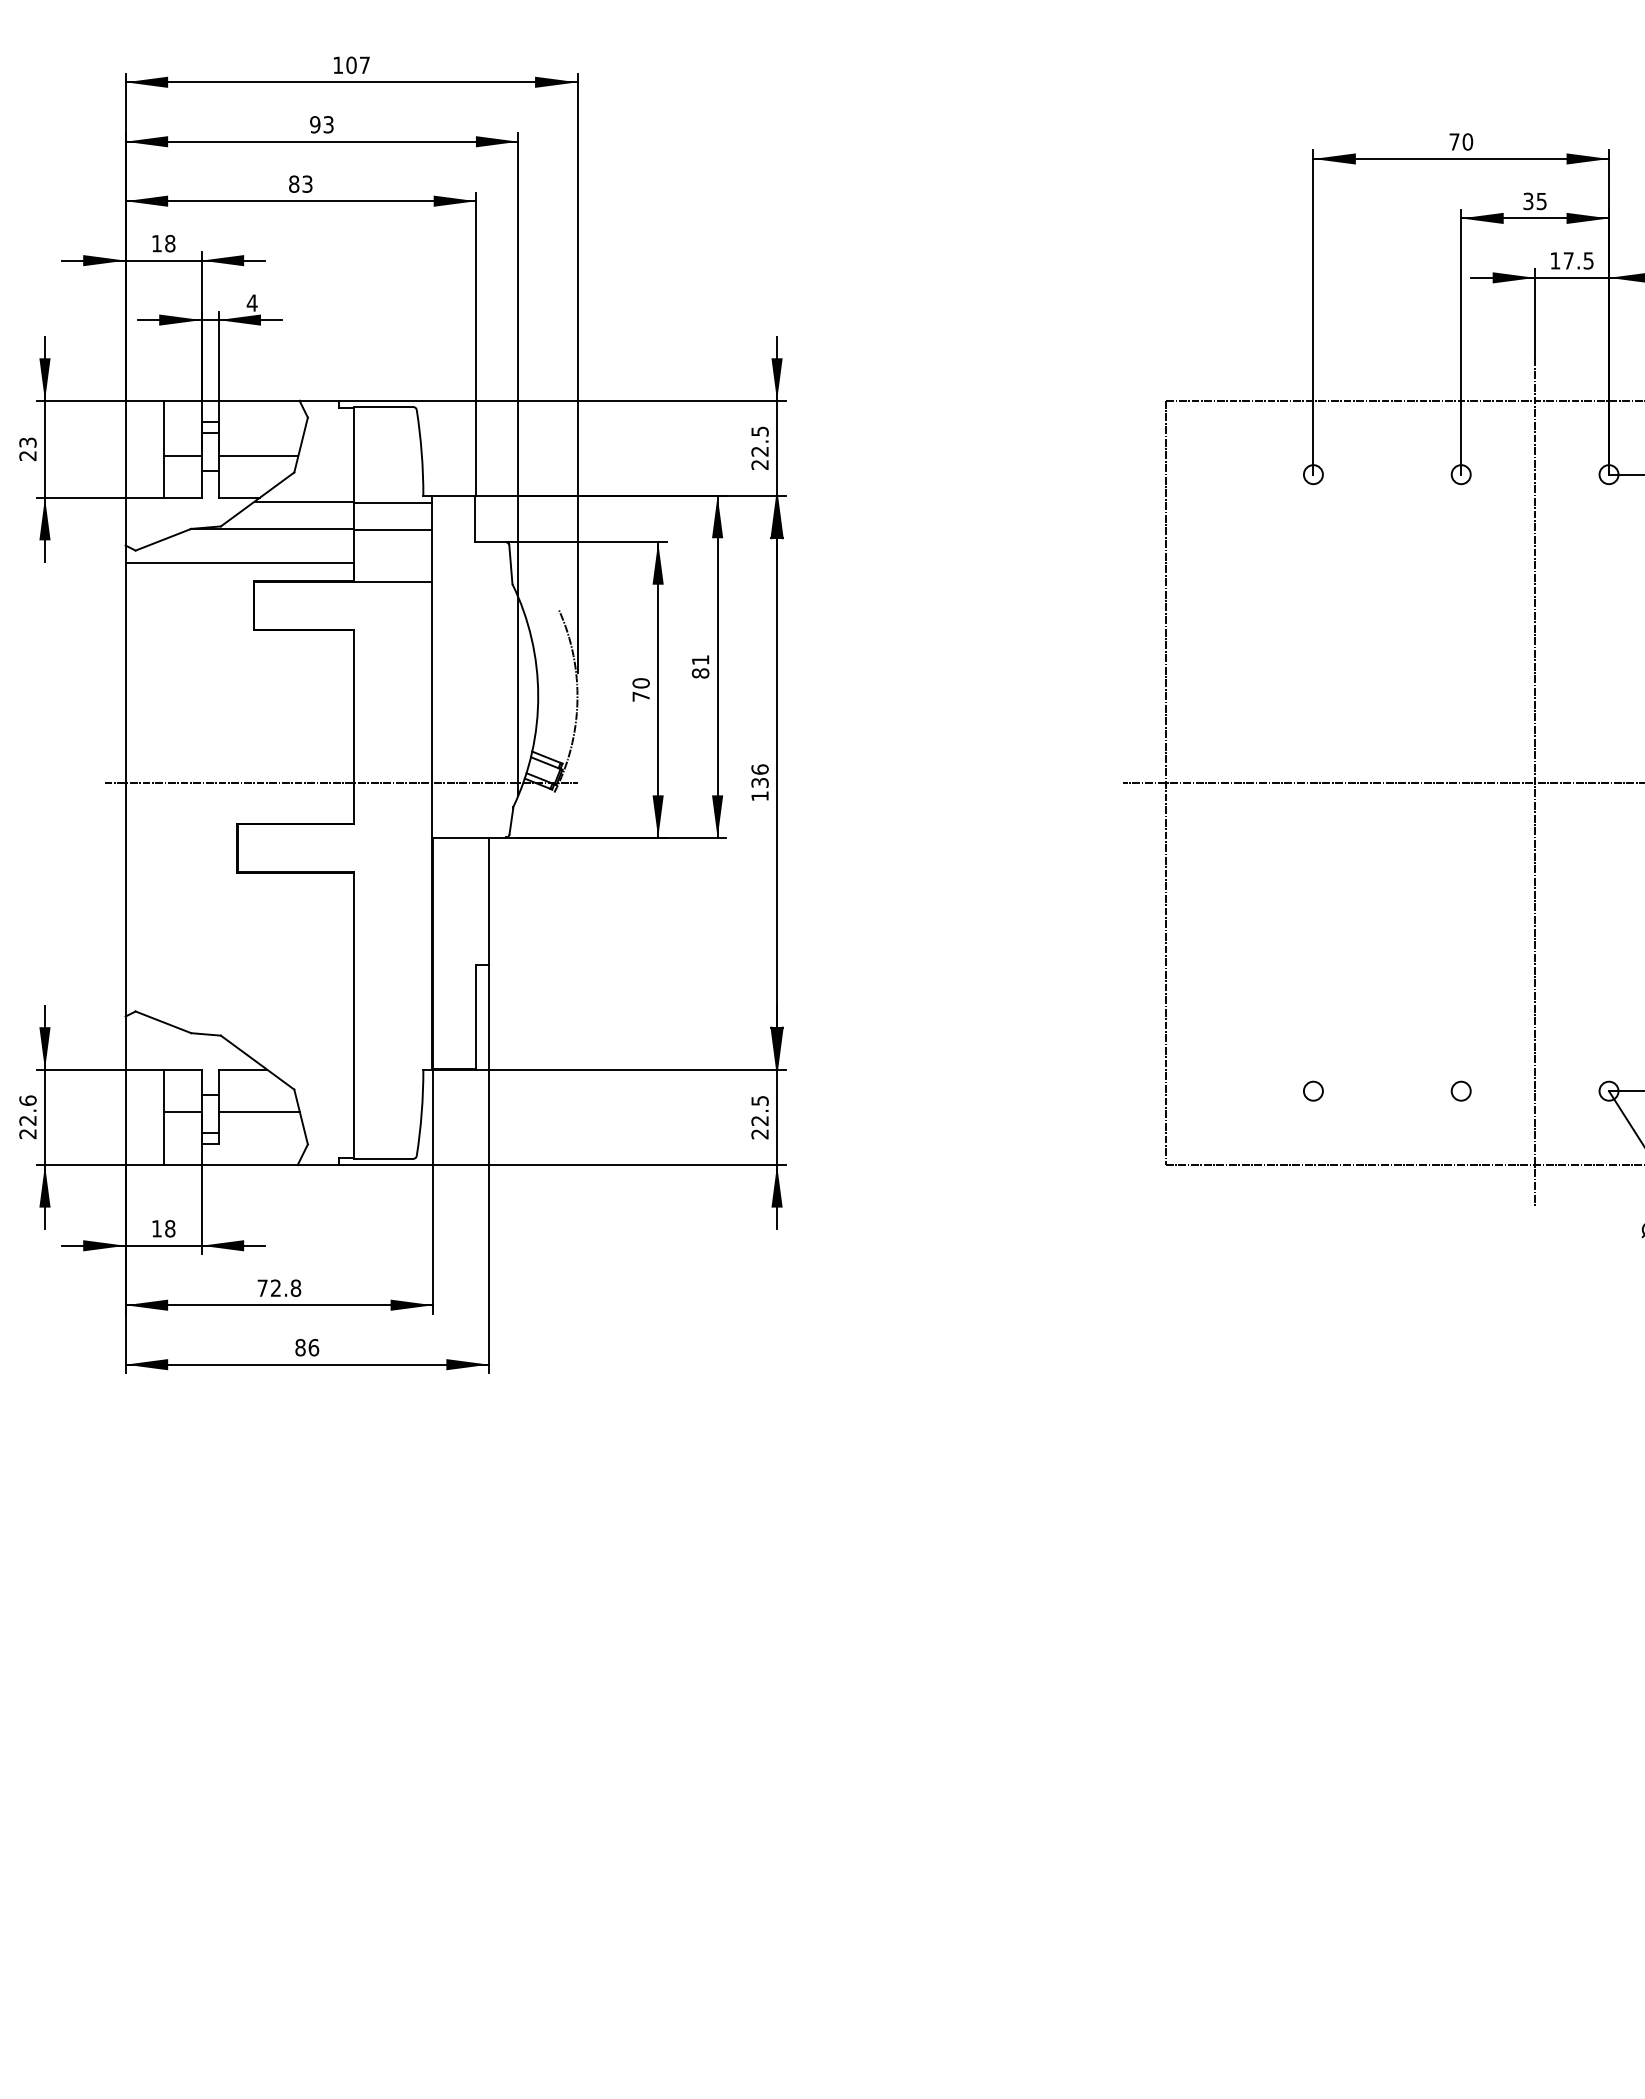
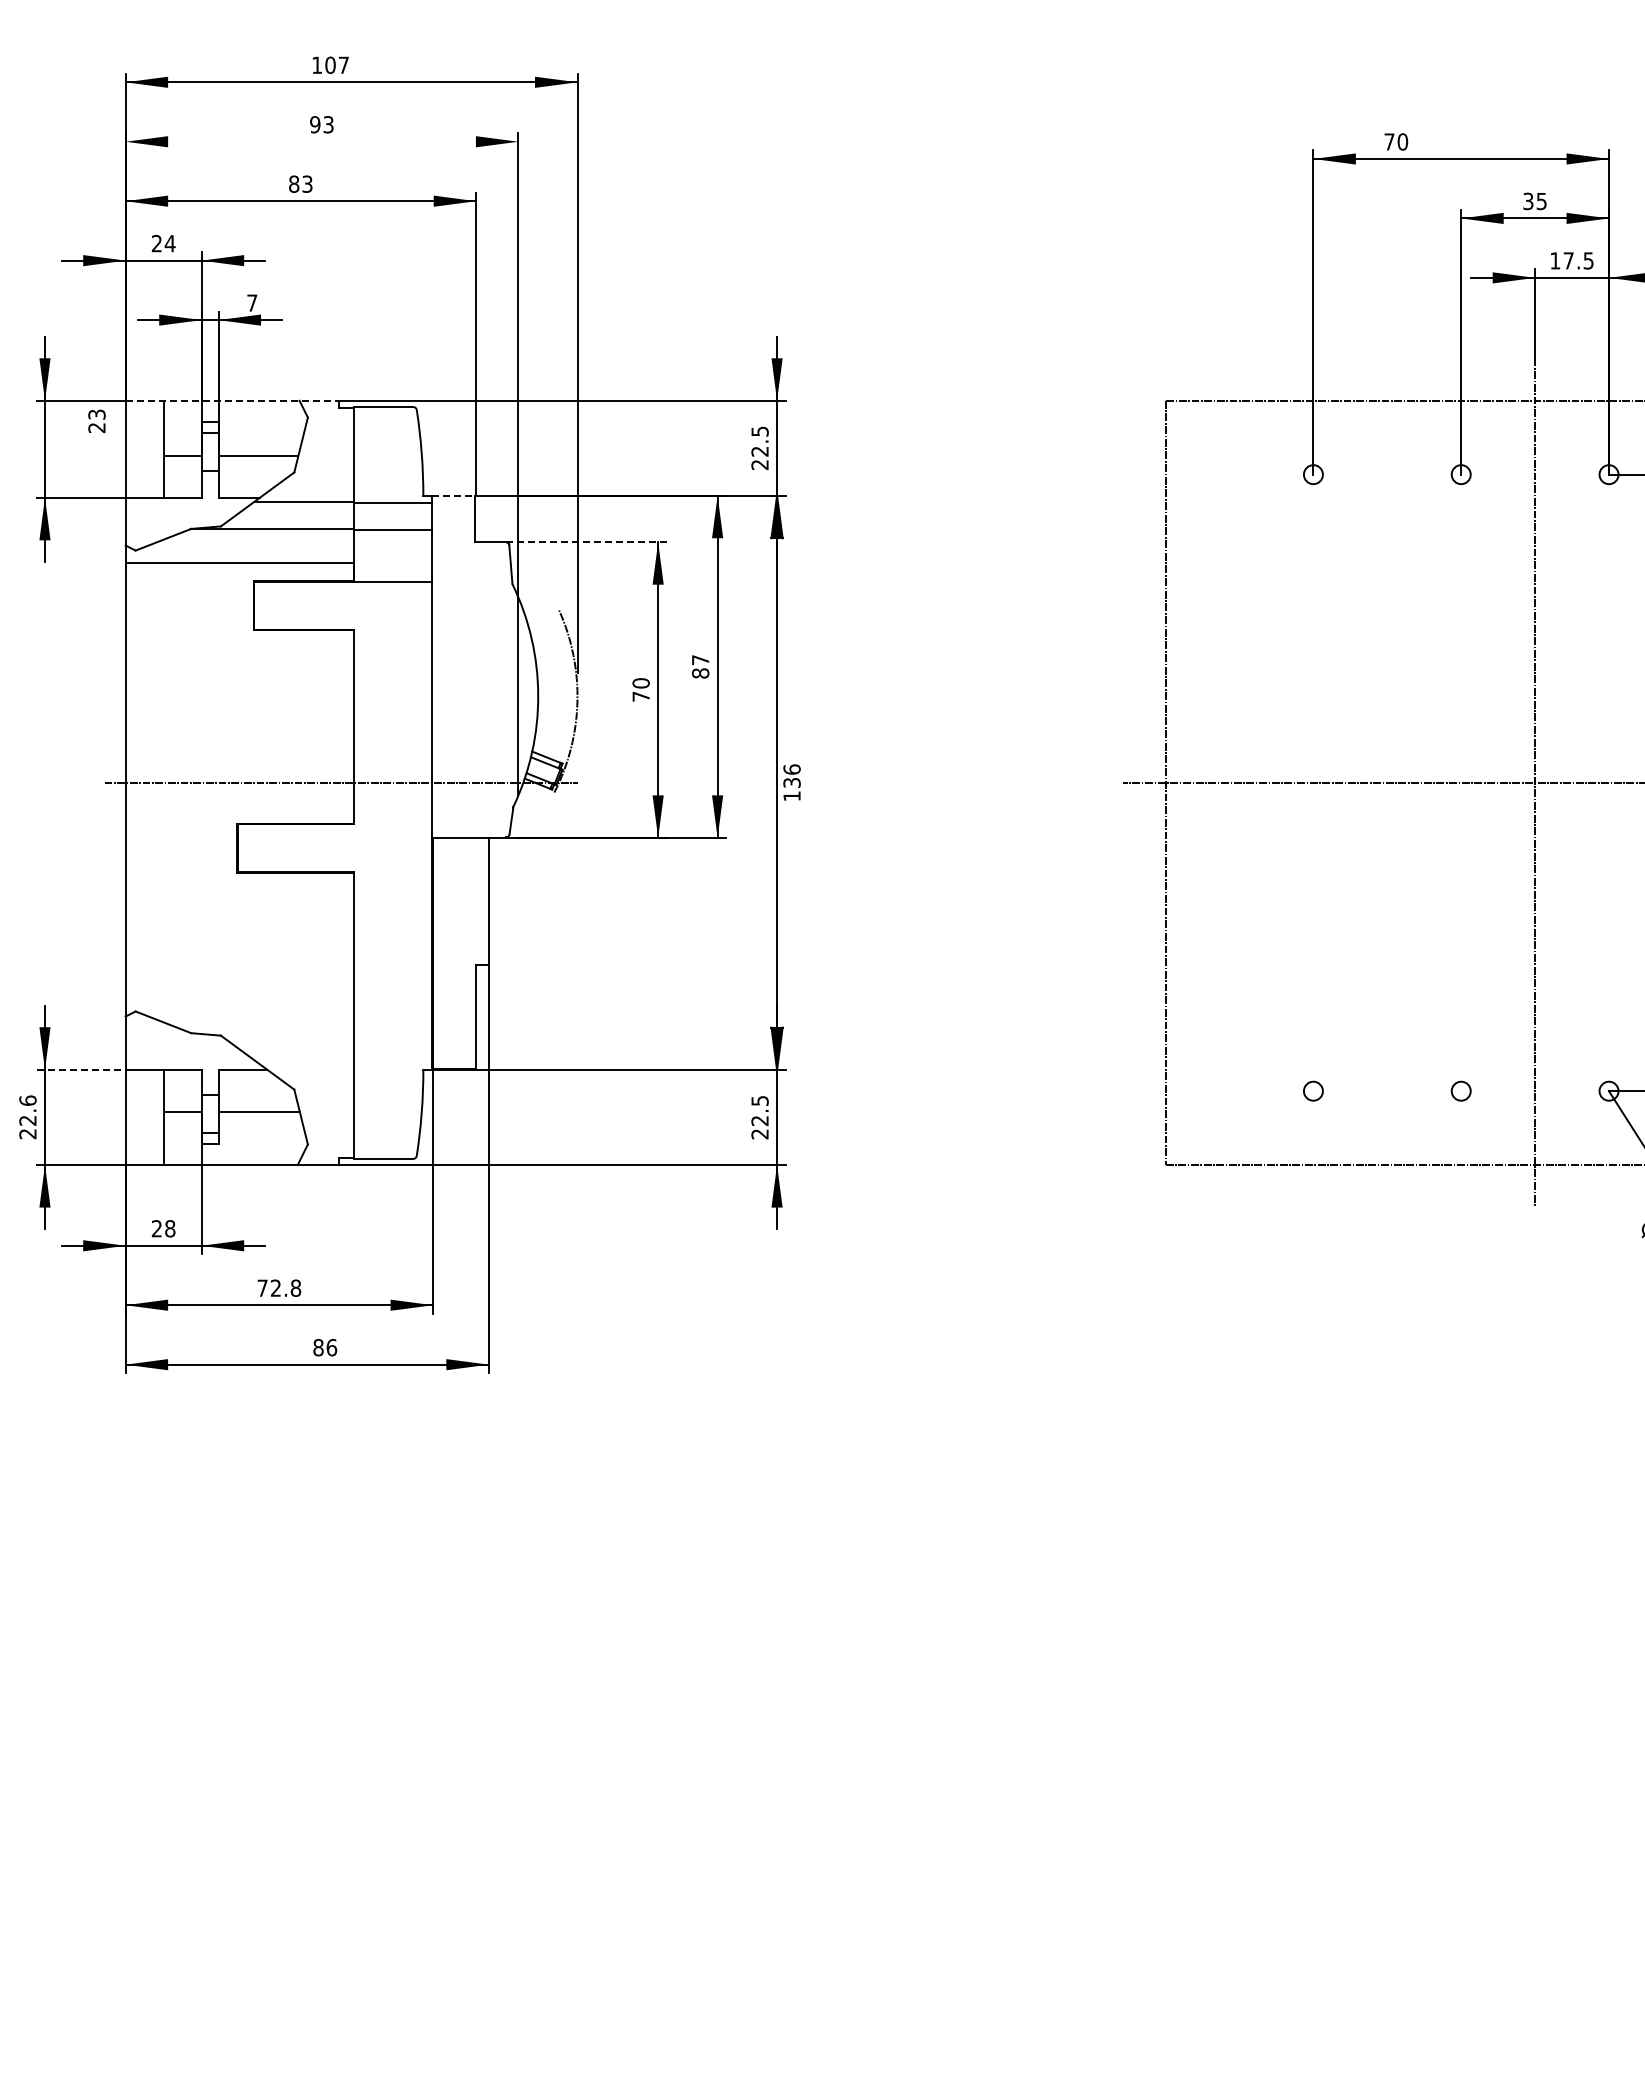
text position: (351, 64) -> (330, 64) (330, 64)
line: present -> none (321, 141)
text position: (1461, 141) -> (1396, 141) (1396, 141)
text: 18 -> 24 (163, 243)
text: 4 -> 7 (251, 302)
line: solid -> dashed (232, 400)
text position: (27, 449) -> (96, 421) (96, 421)
line: solid -> dashed (453, 495)
line: solid -> dashed (585, 542)
text: 81 -> 87 (700, 659)
text position: (759, 782) -> (791, 782) (791, 782)
line: solid -> dashed (81, 1069)
text: 18 -> 28 (156, 1228)
text position: (307, 1347) -> (325, 1347) (325, 1347)
